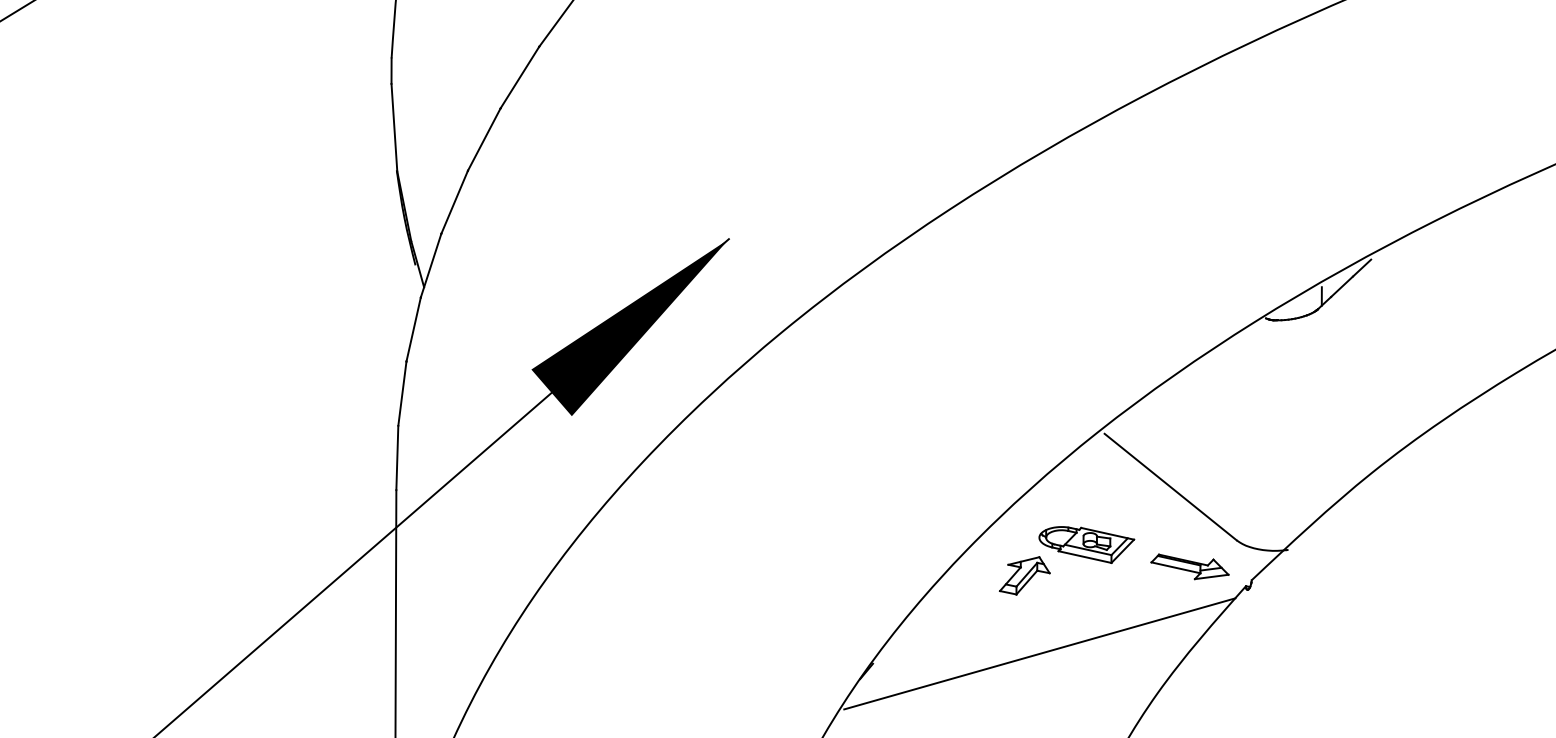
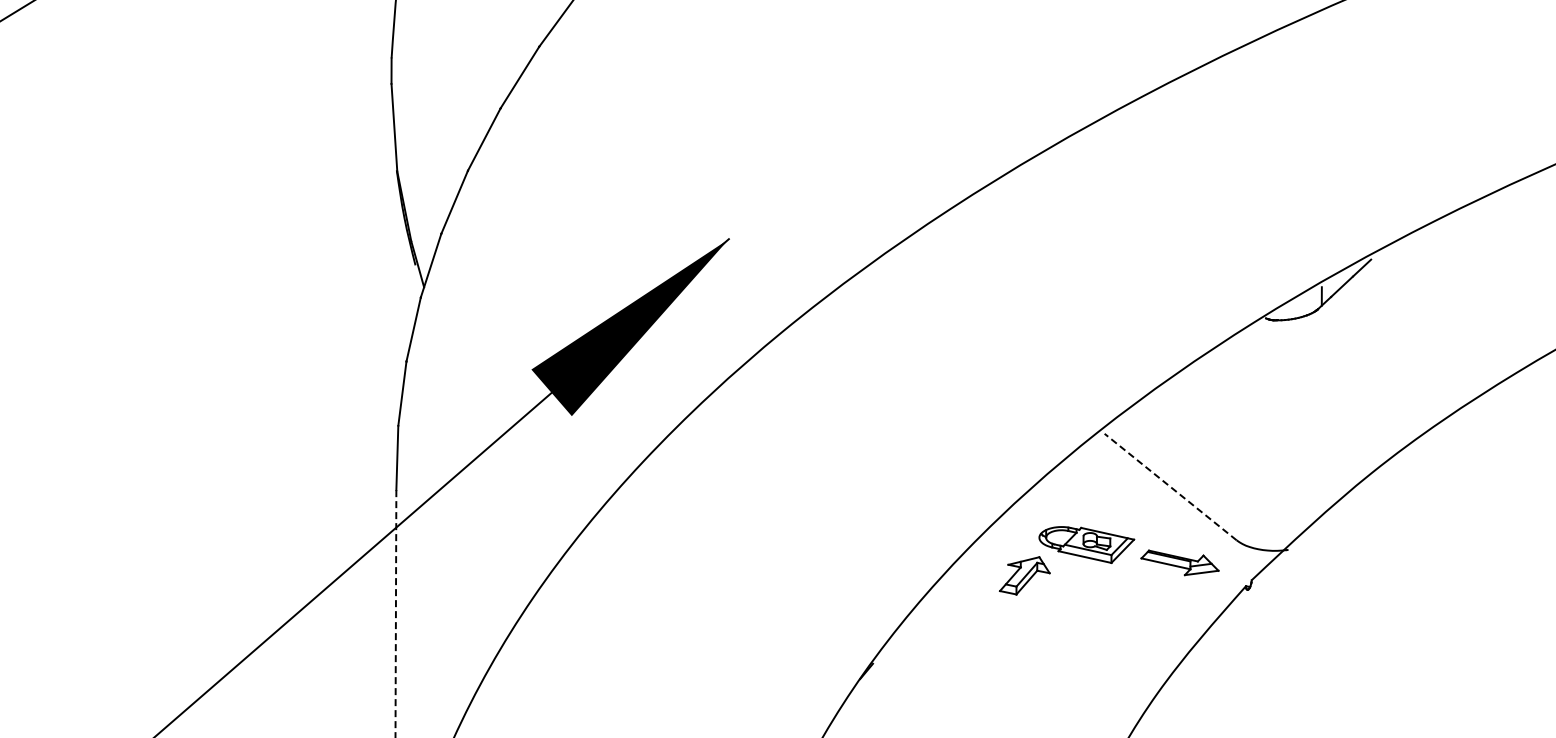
line: solid -> dashed (1170, 487)
part position: (1189, 566) -> (1179, 562) (1179, 562)
line: solid -> dashed (395, 614)
line: present -> none (1039, 653)
